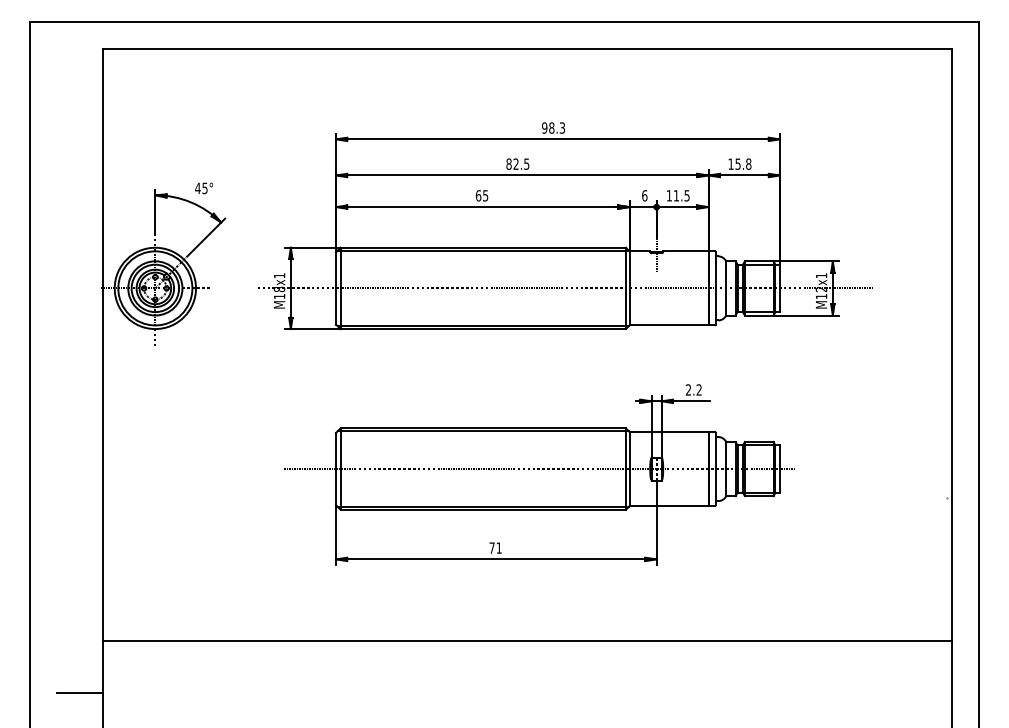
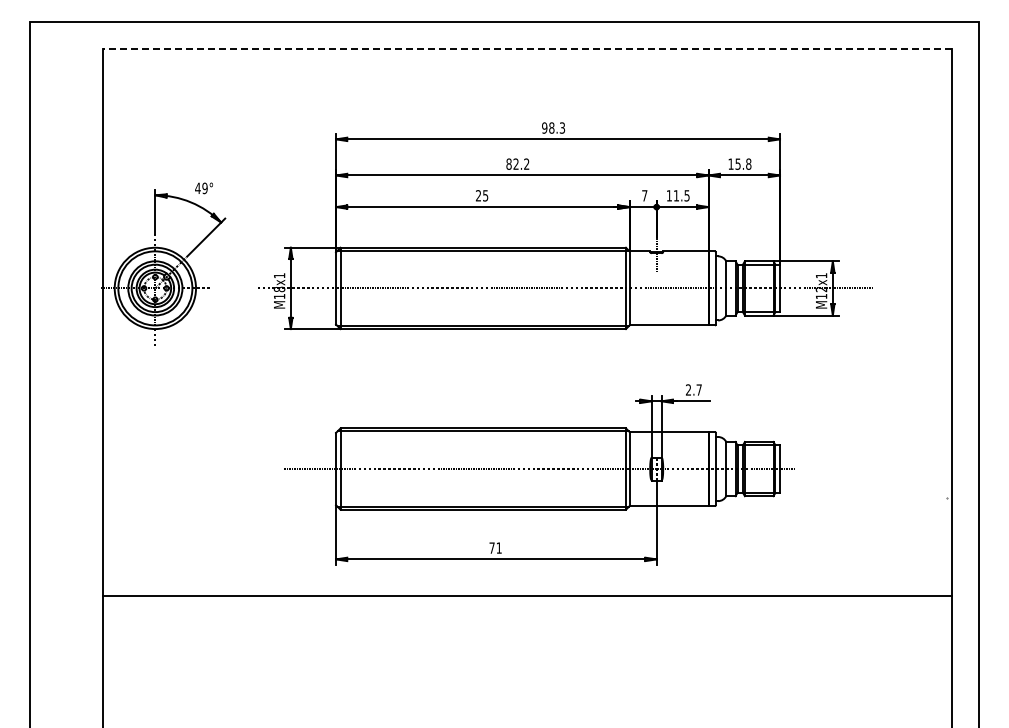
line: solid -> dashed (527, 49)
text: 82.5 -> 82.2 (526, 163)
text: 45° -> 49° (204, 187)
text: 65 -> 25 (478, 195)
text: 6 -> 7 (644, 195)
text: 2.2 -> 2.7 (698, 389)
line position: (526, 640) -> (526, 595) (526, 595)
line: present -> none (79, 692)
